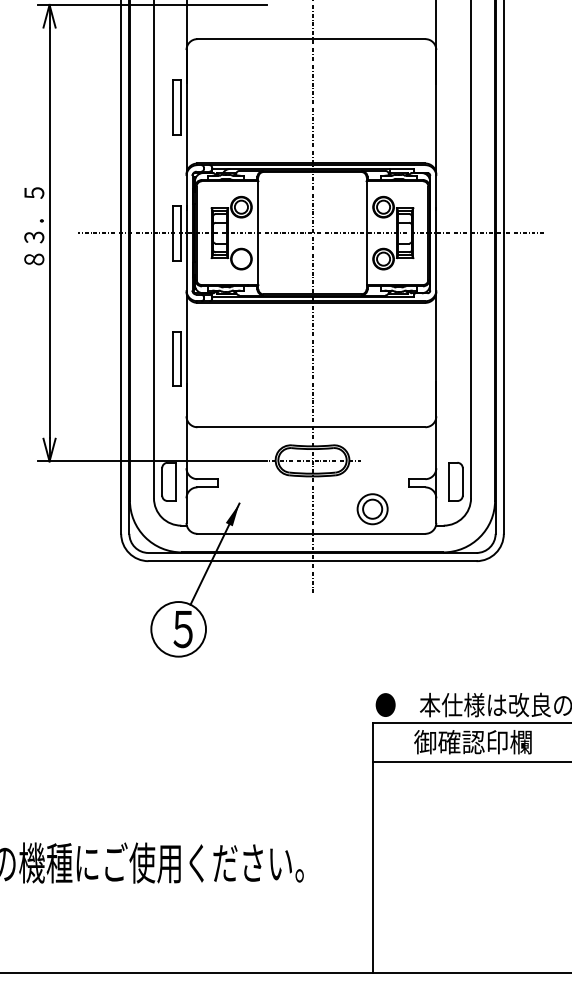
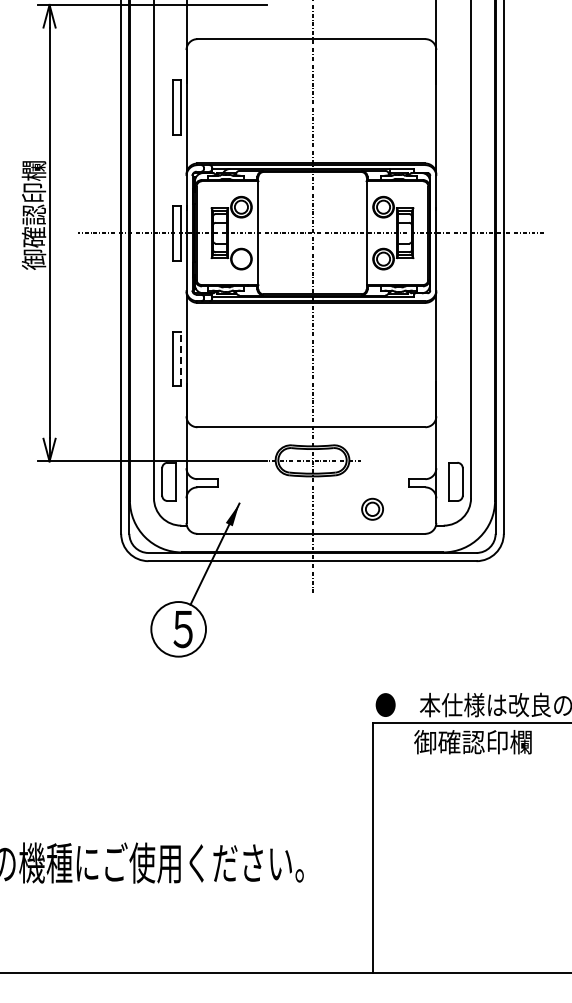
text: ８３．５ -> 御確認印欄 (33, 215)
line: solid -> dashed (181, 358)
part size: 33x33 px -> 23x24 px (372, 508)
line: present -> none (470, 762)
